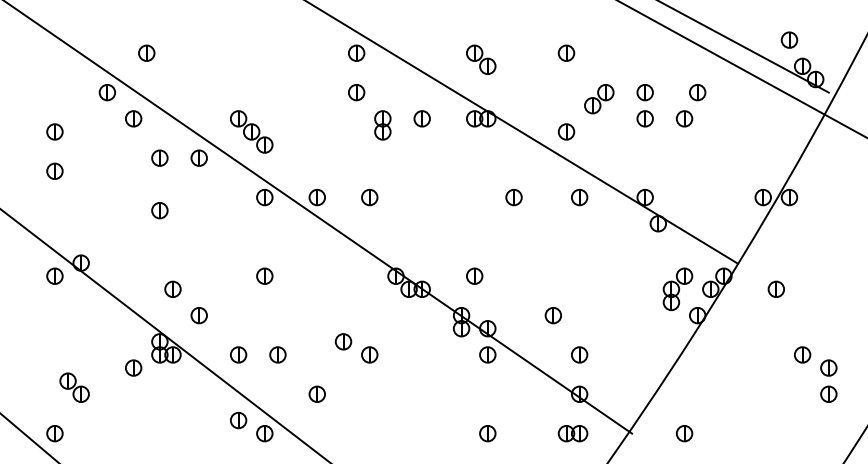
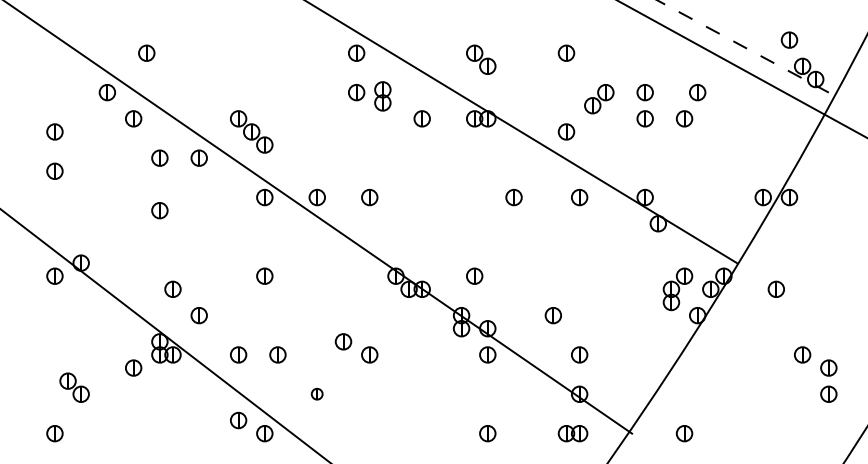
line: solid -> dashed (742, 46)
part position: (382, 125) -> (382, 96) (382, 96)
part size: 18x18 px -> 14x14 px (316, 393)
line: present -> none (29, 437)
